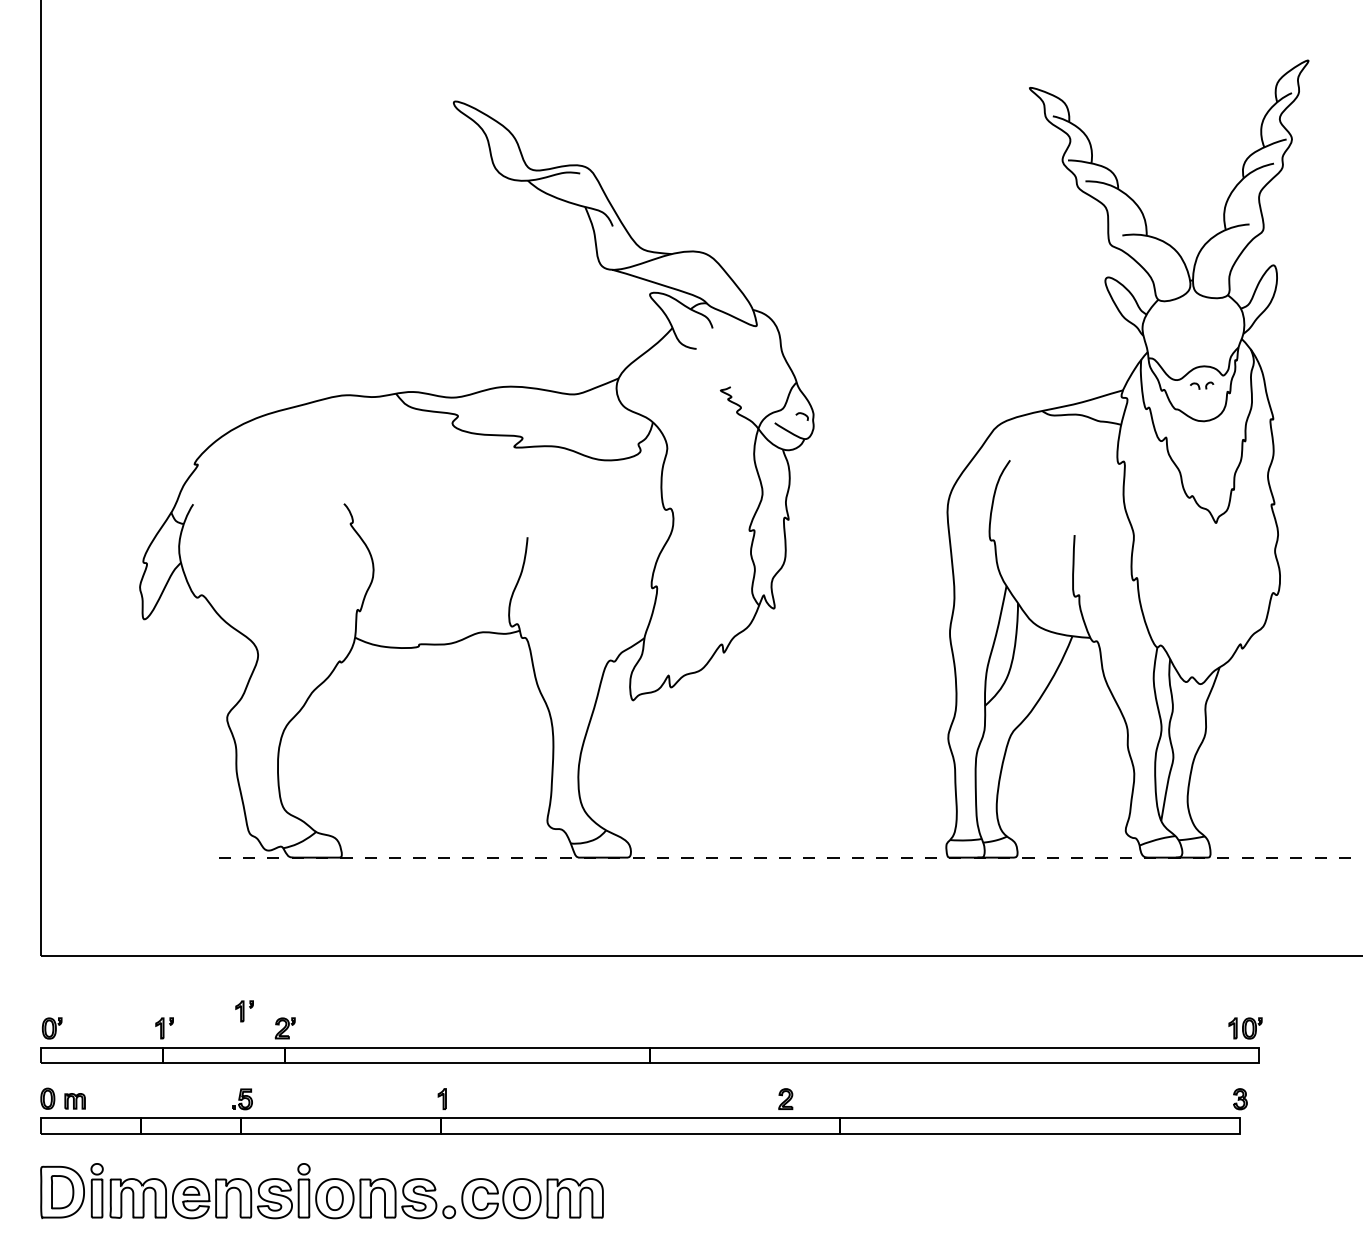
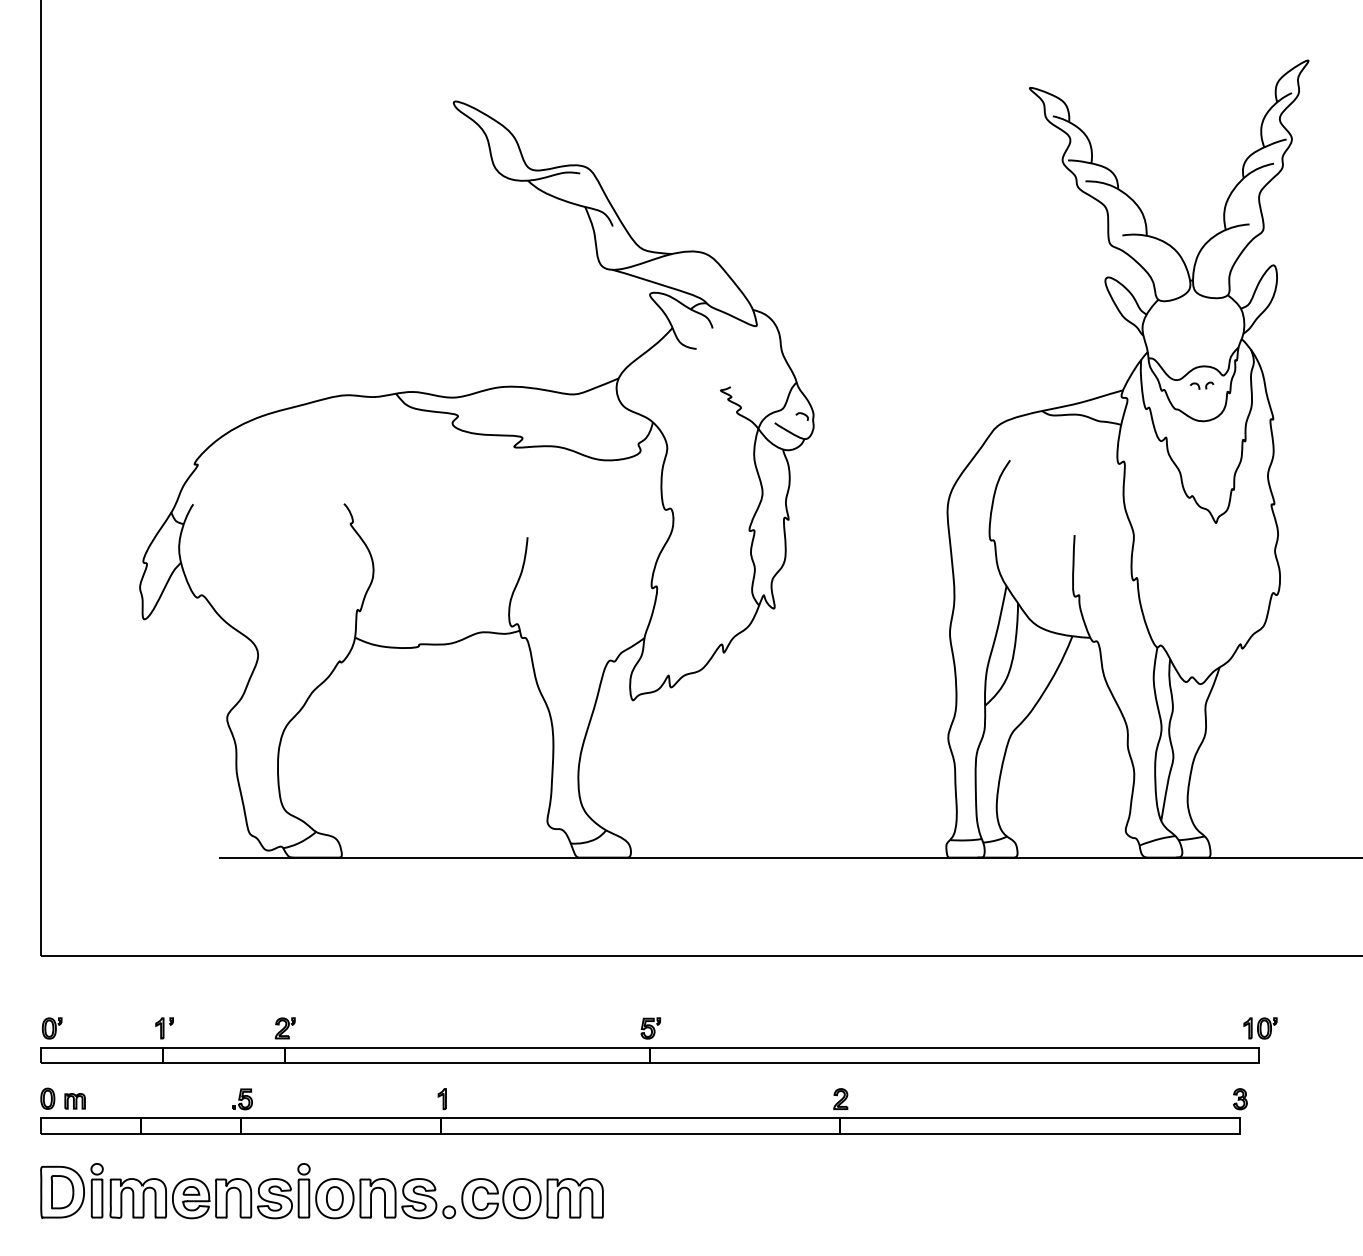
line: dashed -> solid (790, 857)
part: present -> none (244, 1011)
part: none -> present (650, 1028)
part position: (1245, 1028) -> (1260, 1028) (1260, 1028)
part position: (785, 1098) -> (840, 1098) (840, 1098)
